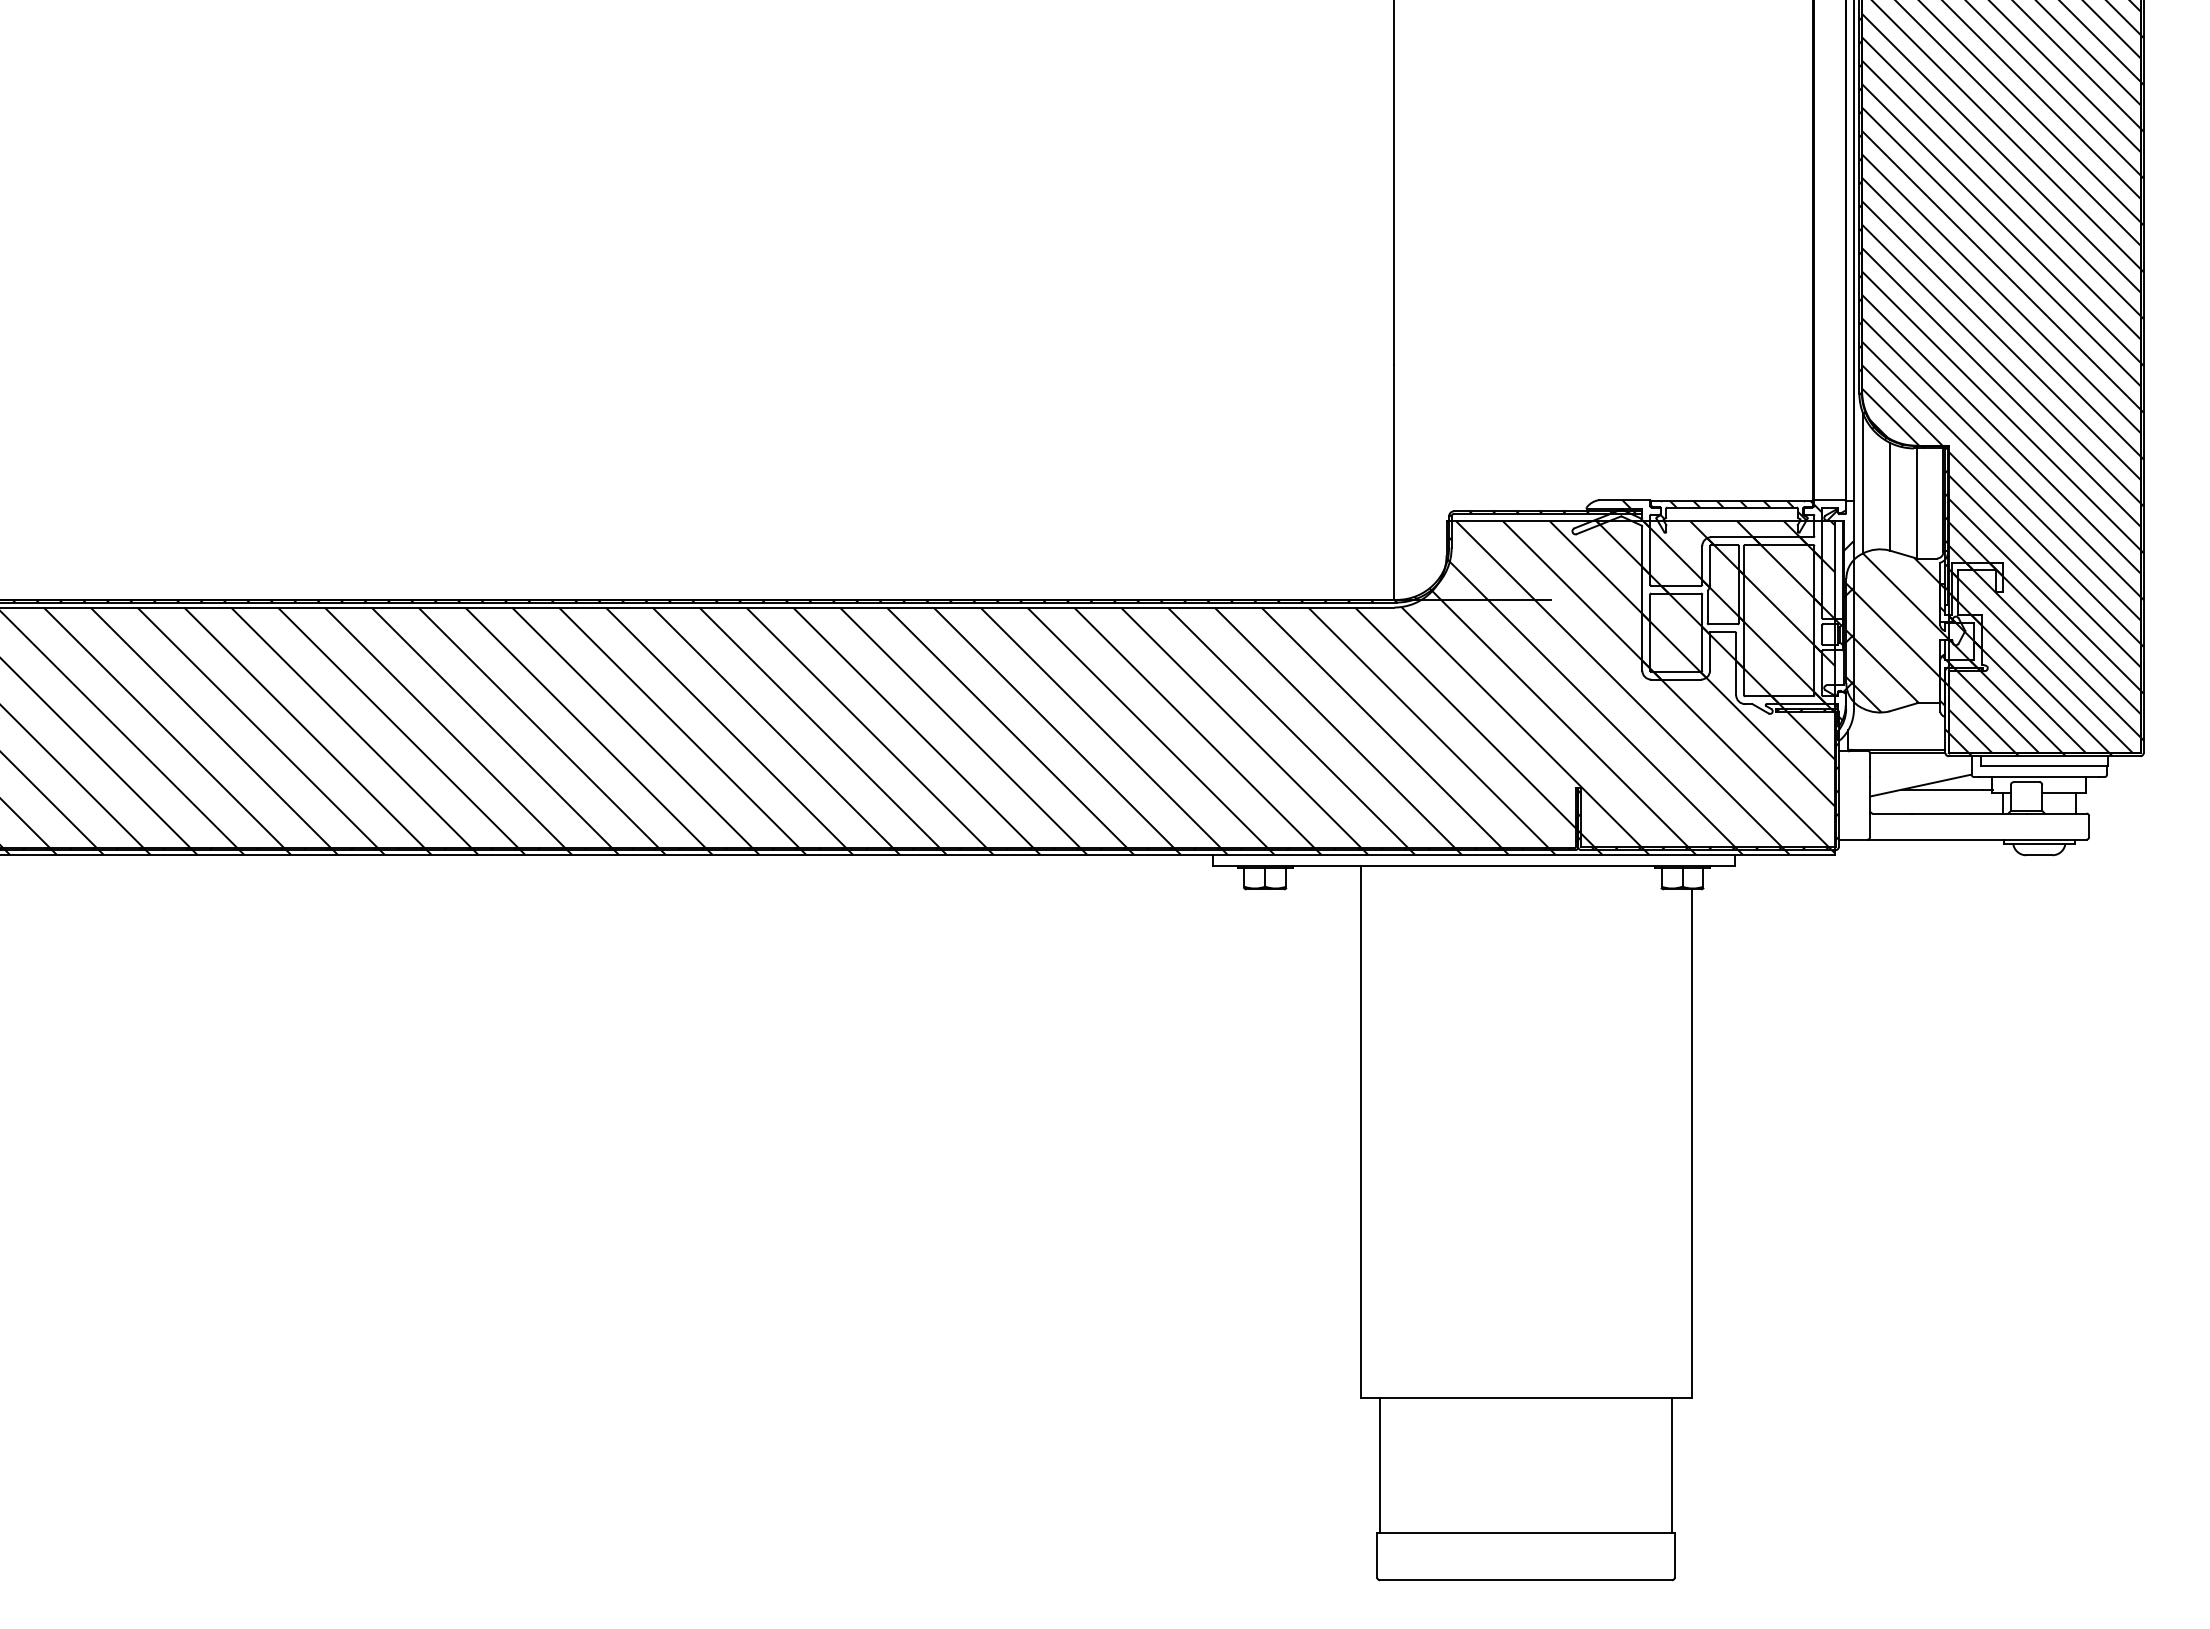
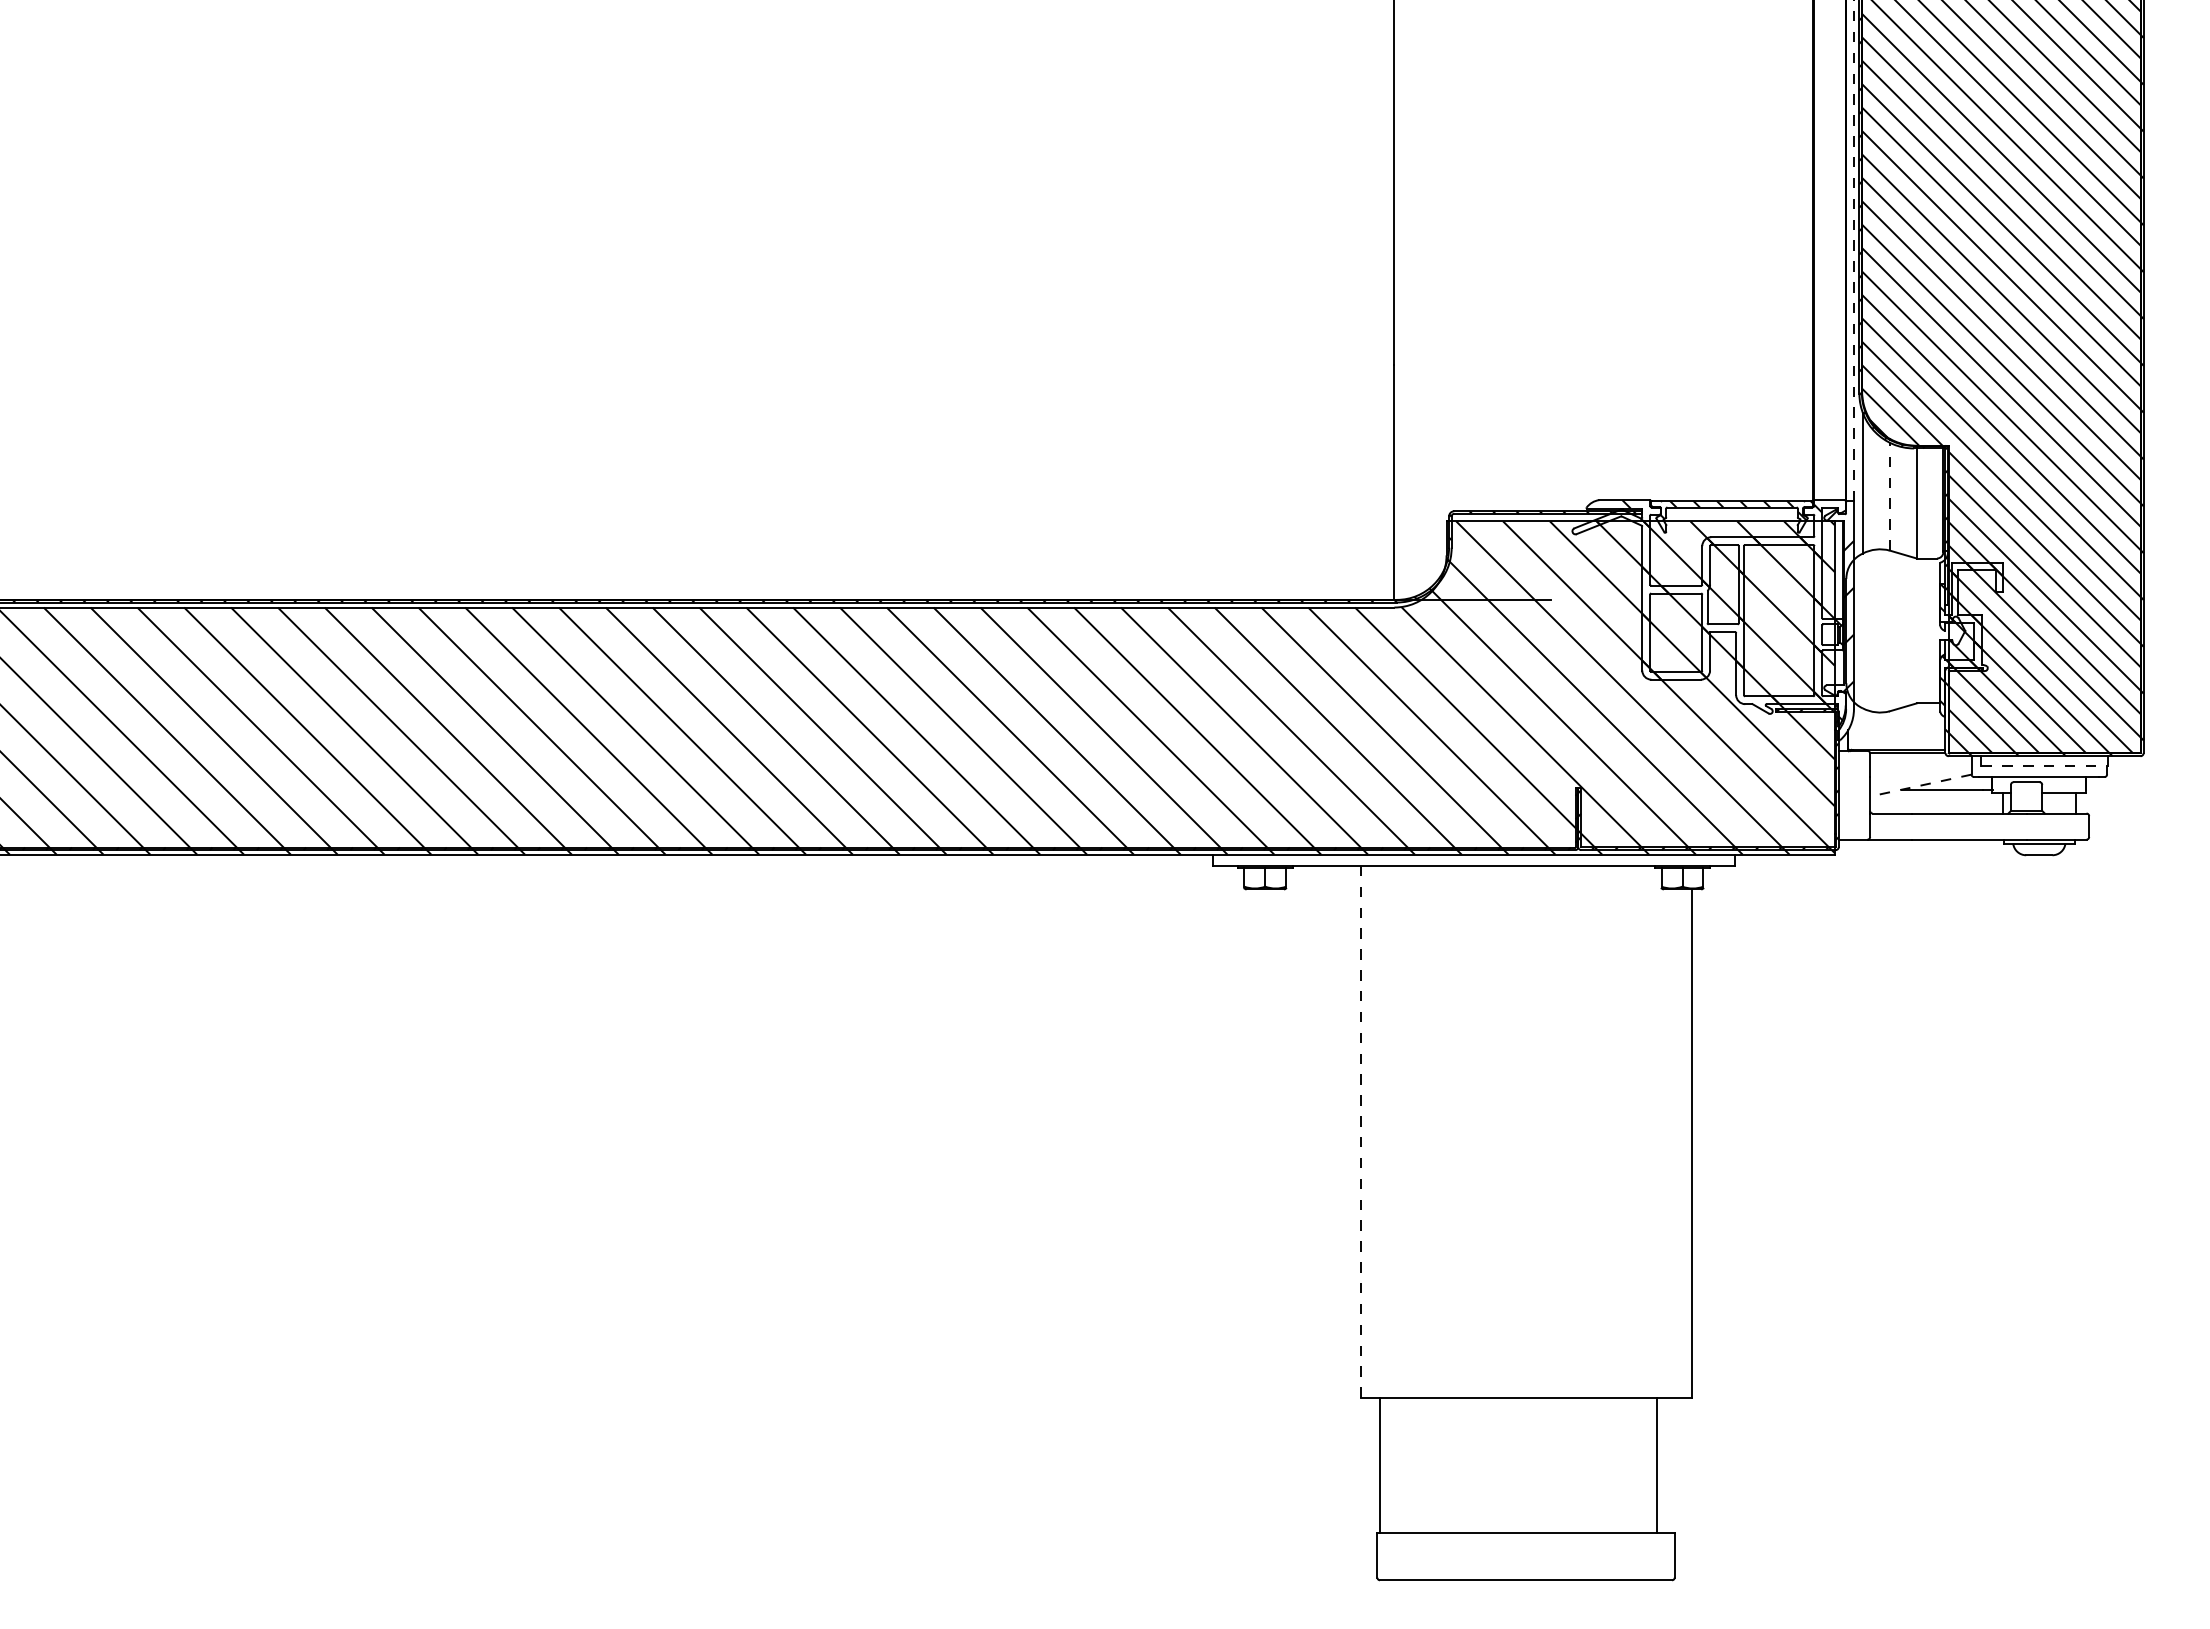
line: solid -> dashed (1853, 250)
line: solid -> dashed (1889, 496)
hatch: present -> none (1900, 632)
line: solid -> dashed (2045, 765)
line: solid -> dashed (1920, 785)
line: solid -> dashed (1360, 1131)
line position: (1672, 1465) -> (1657, 1465) (1657, 1465)
